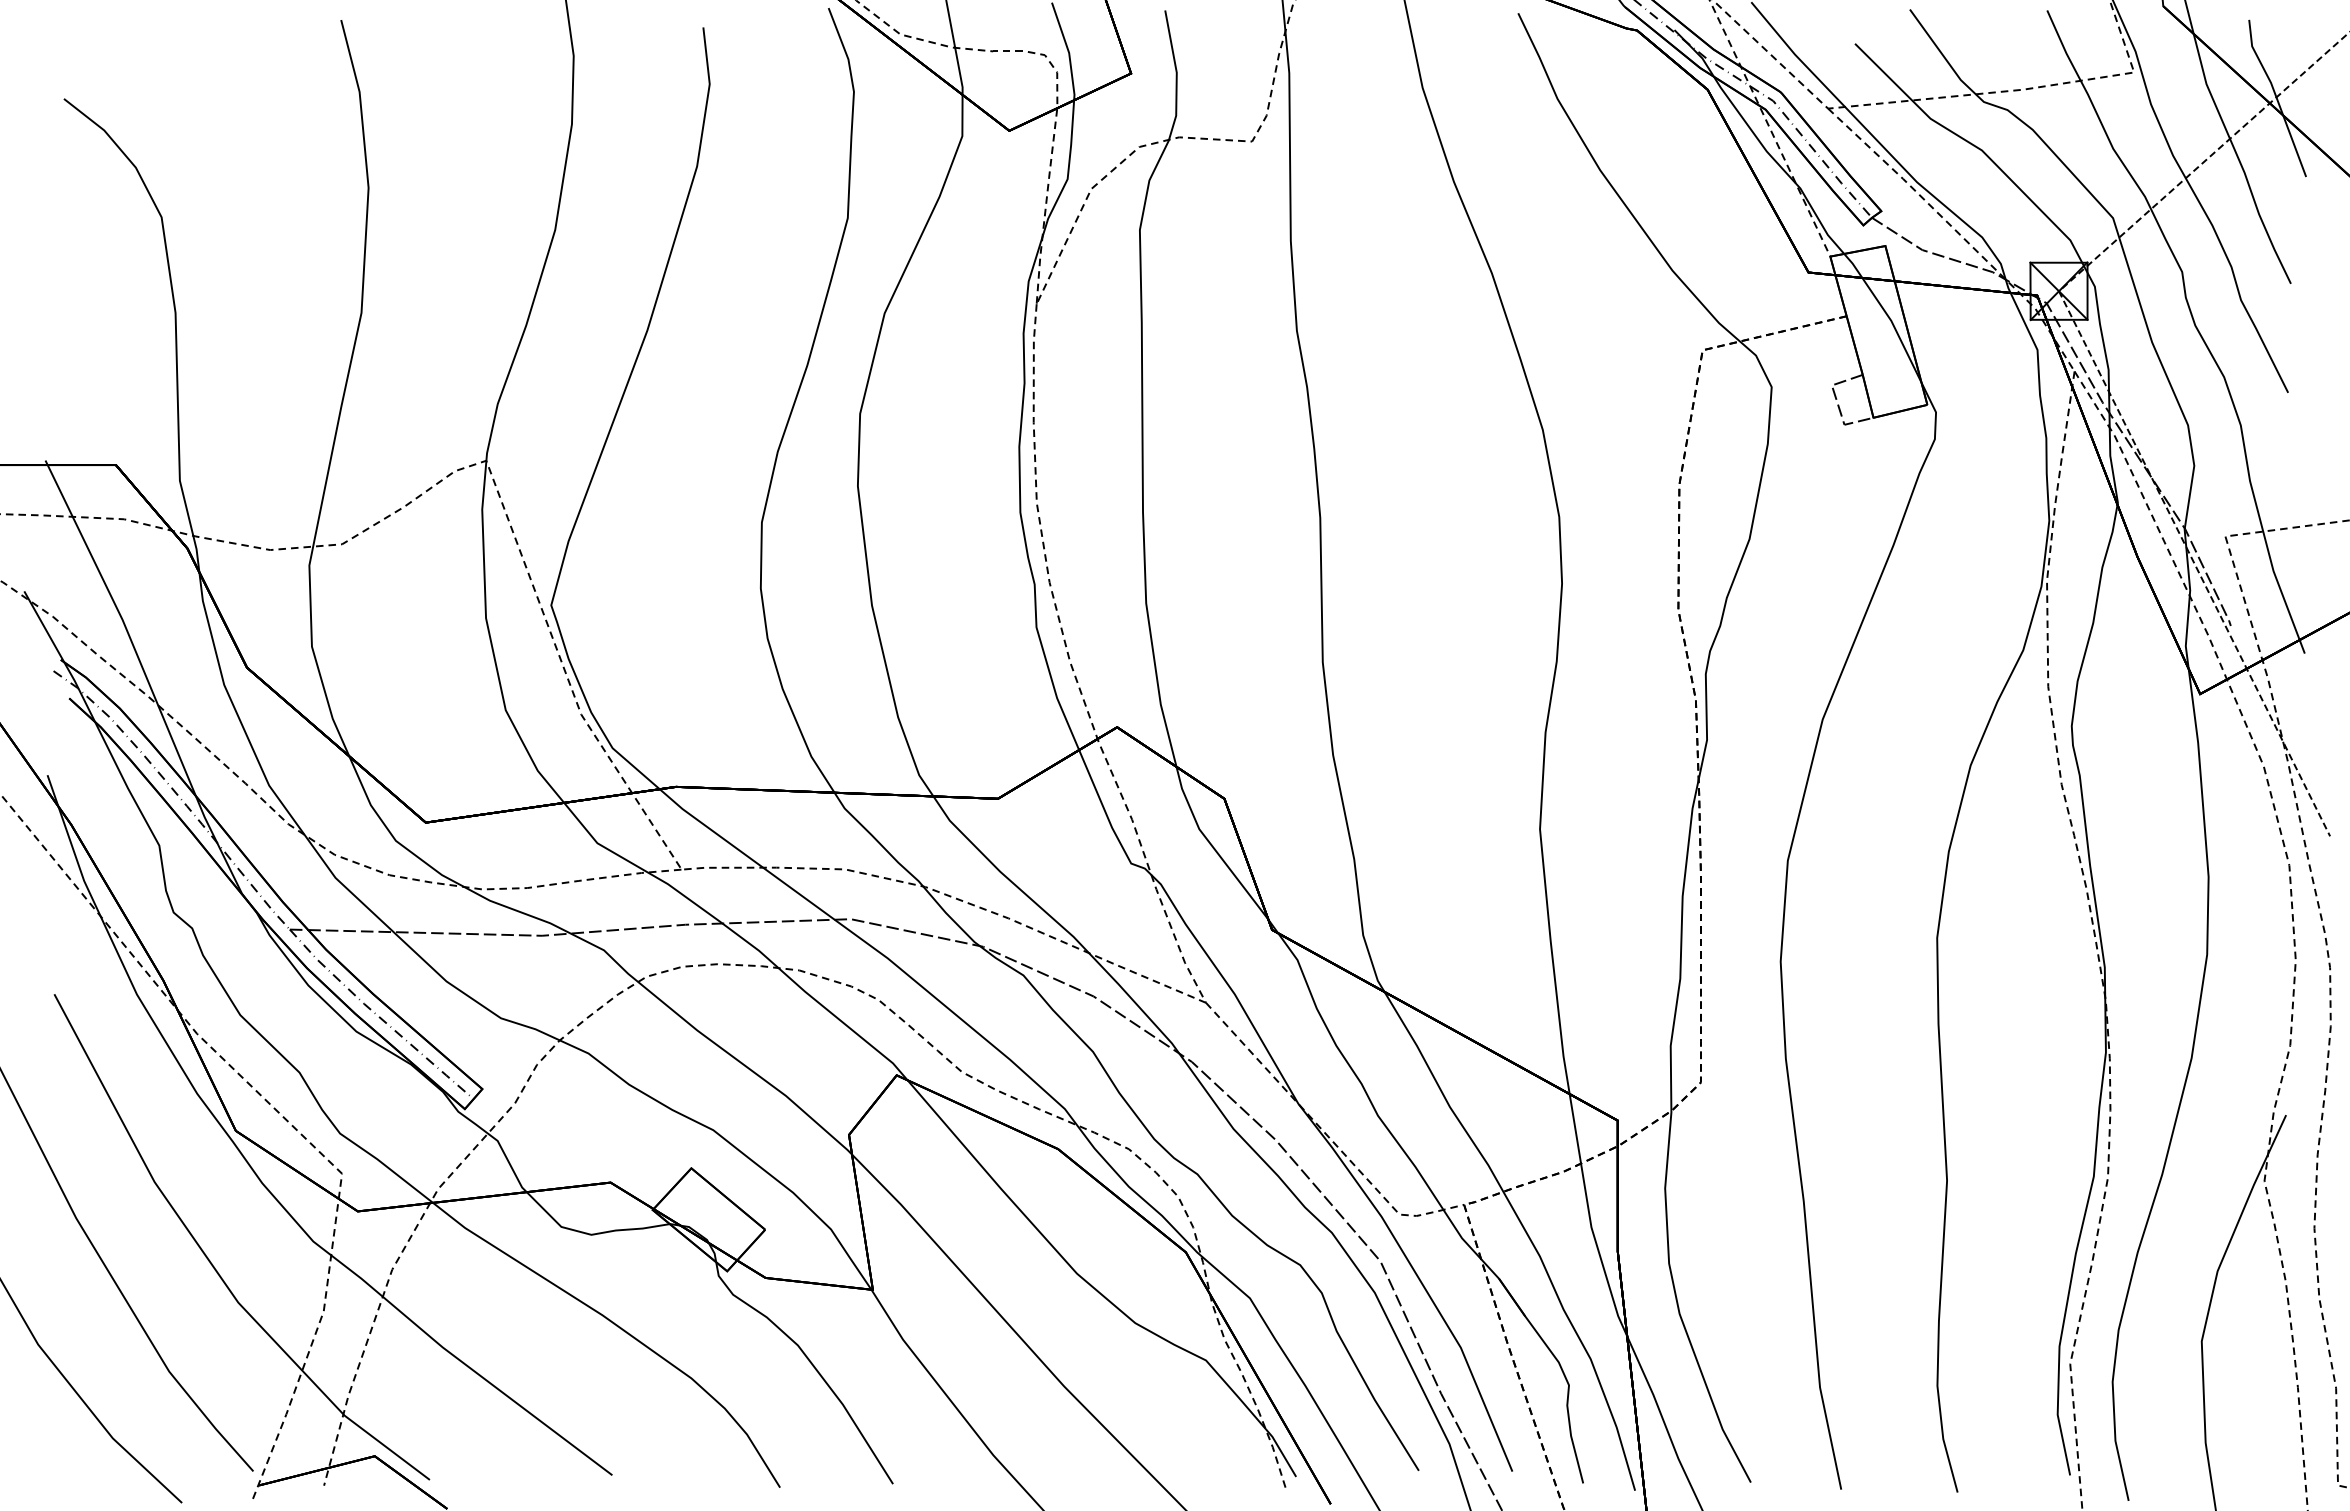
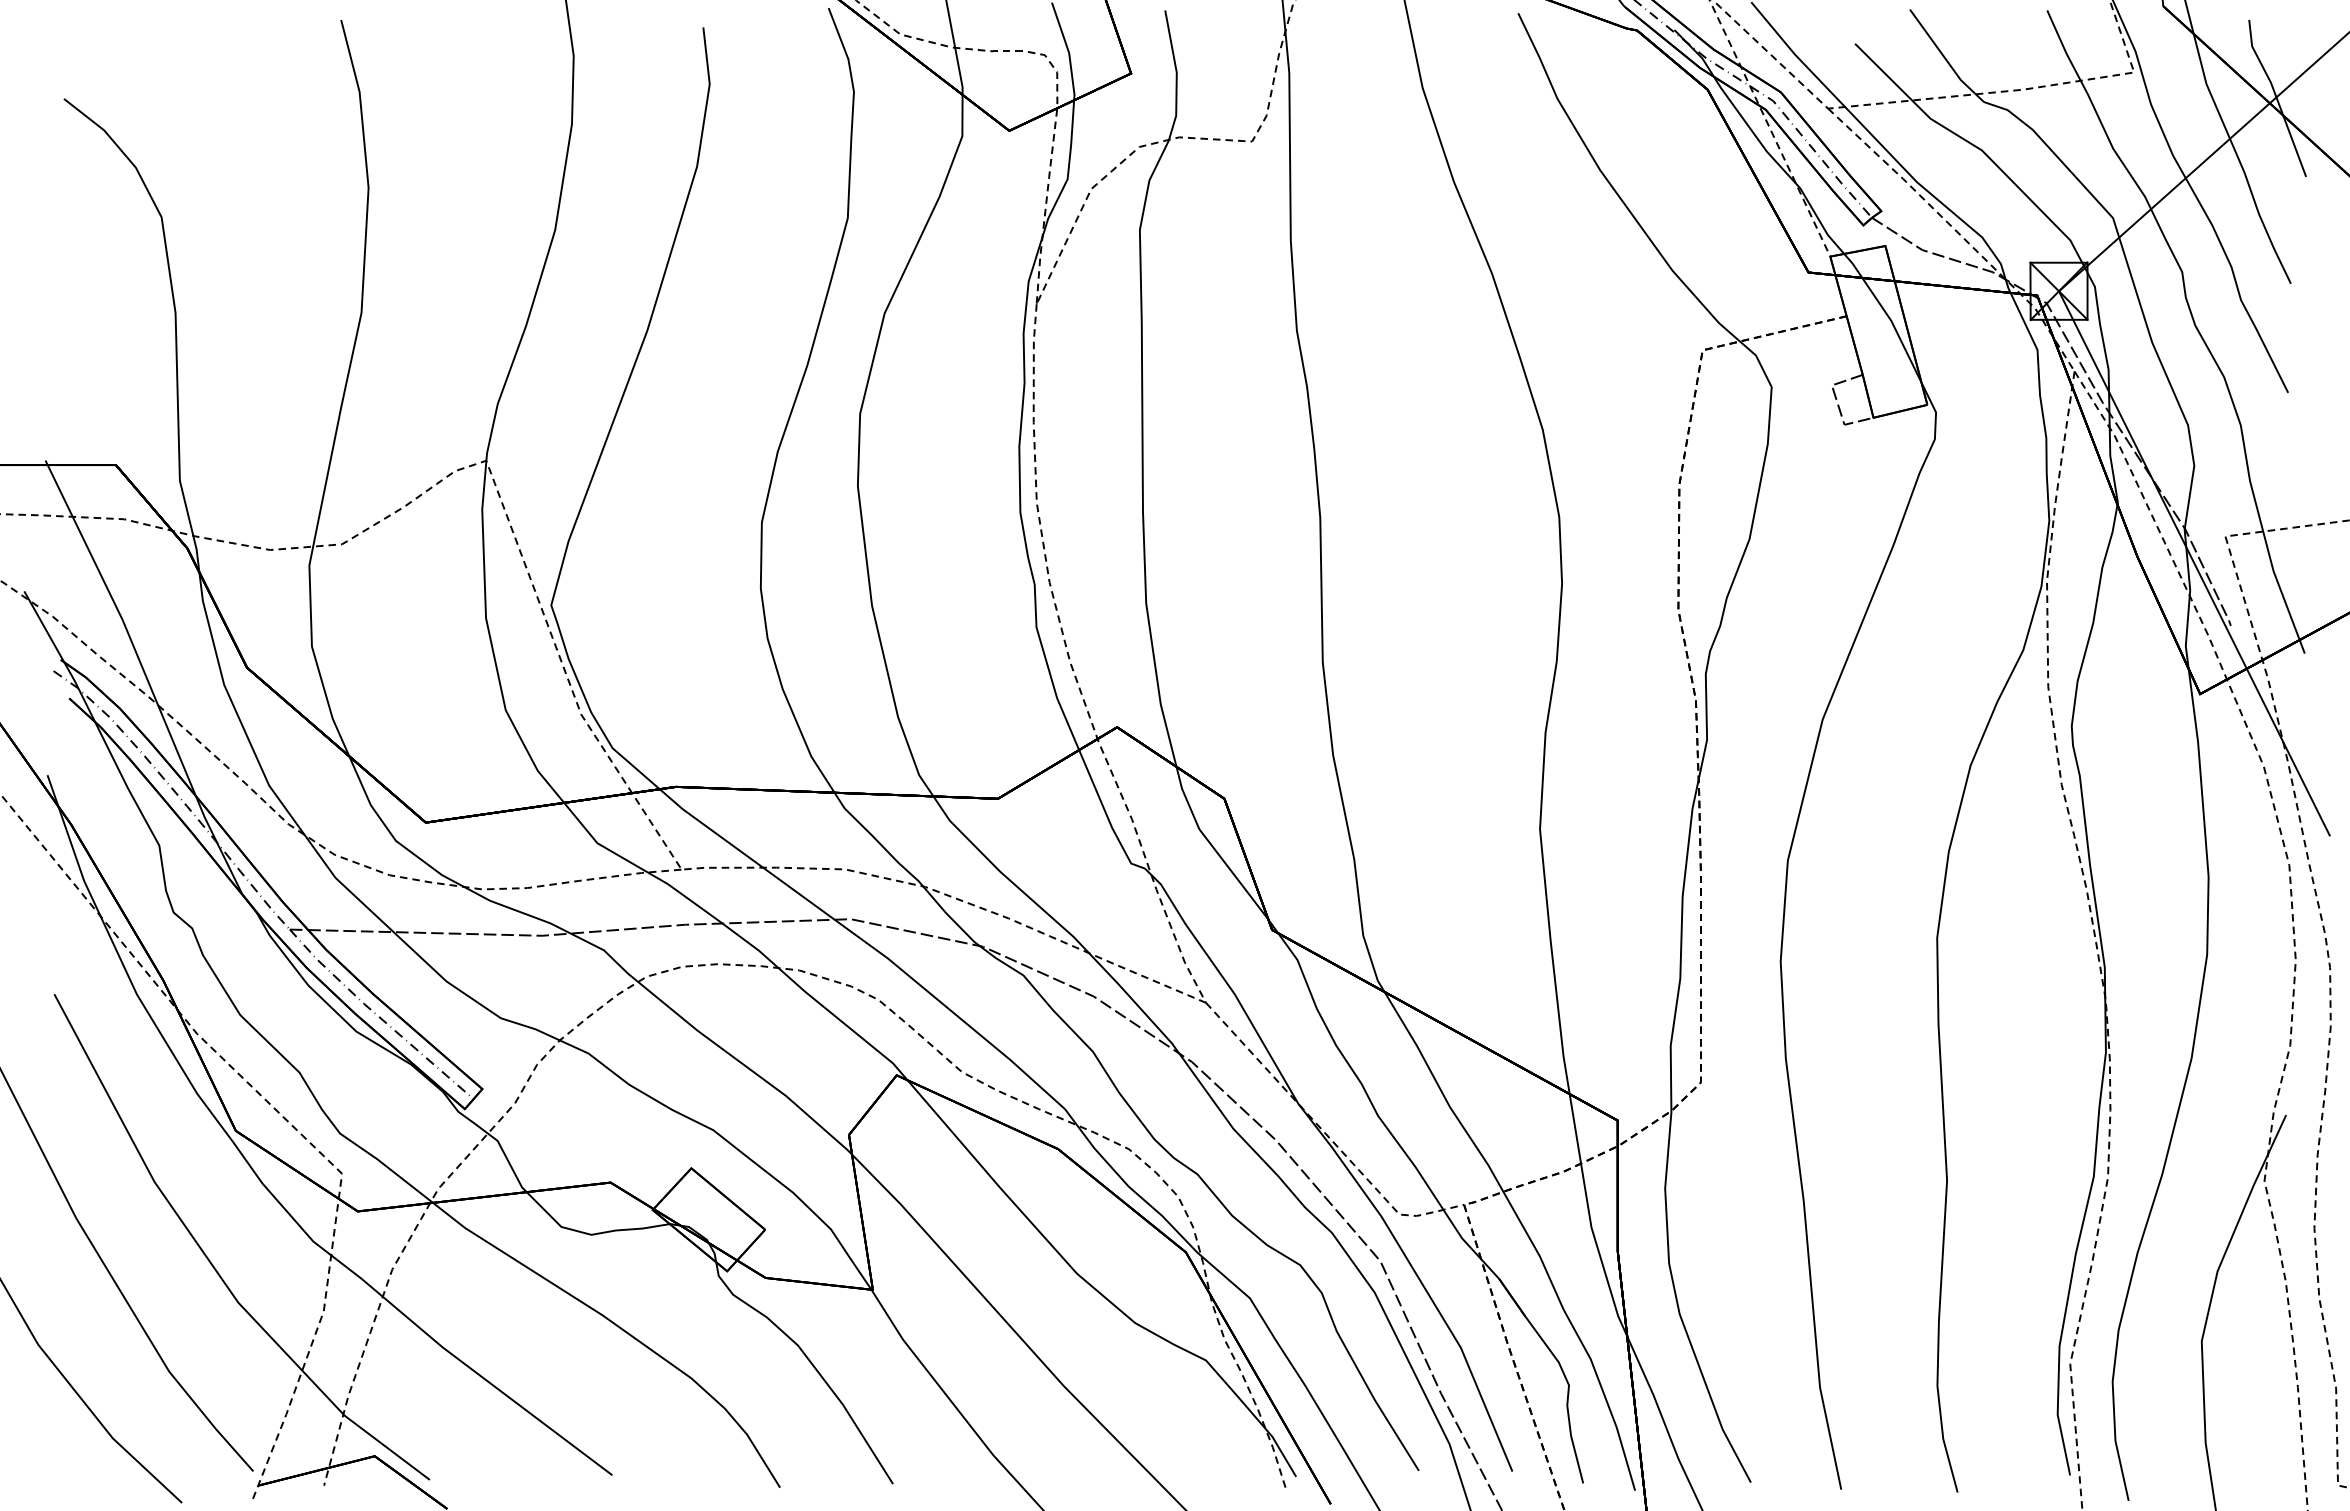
line: dashed -> solid (2107, 388)
